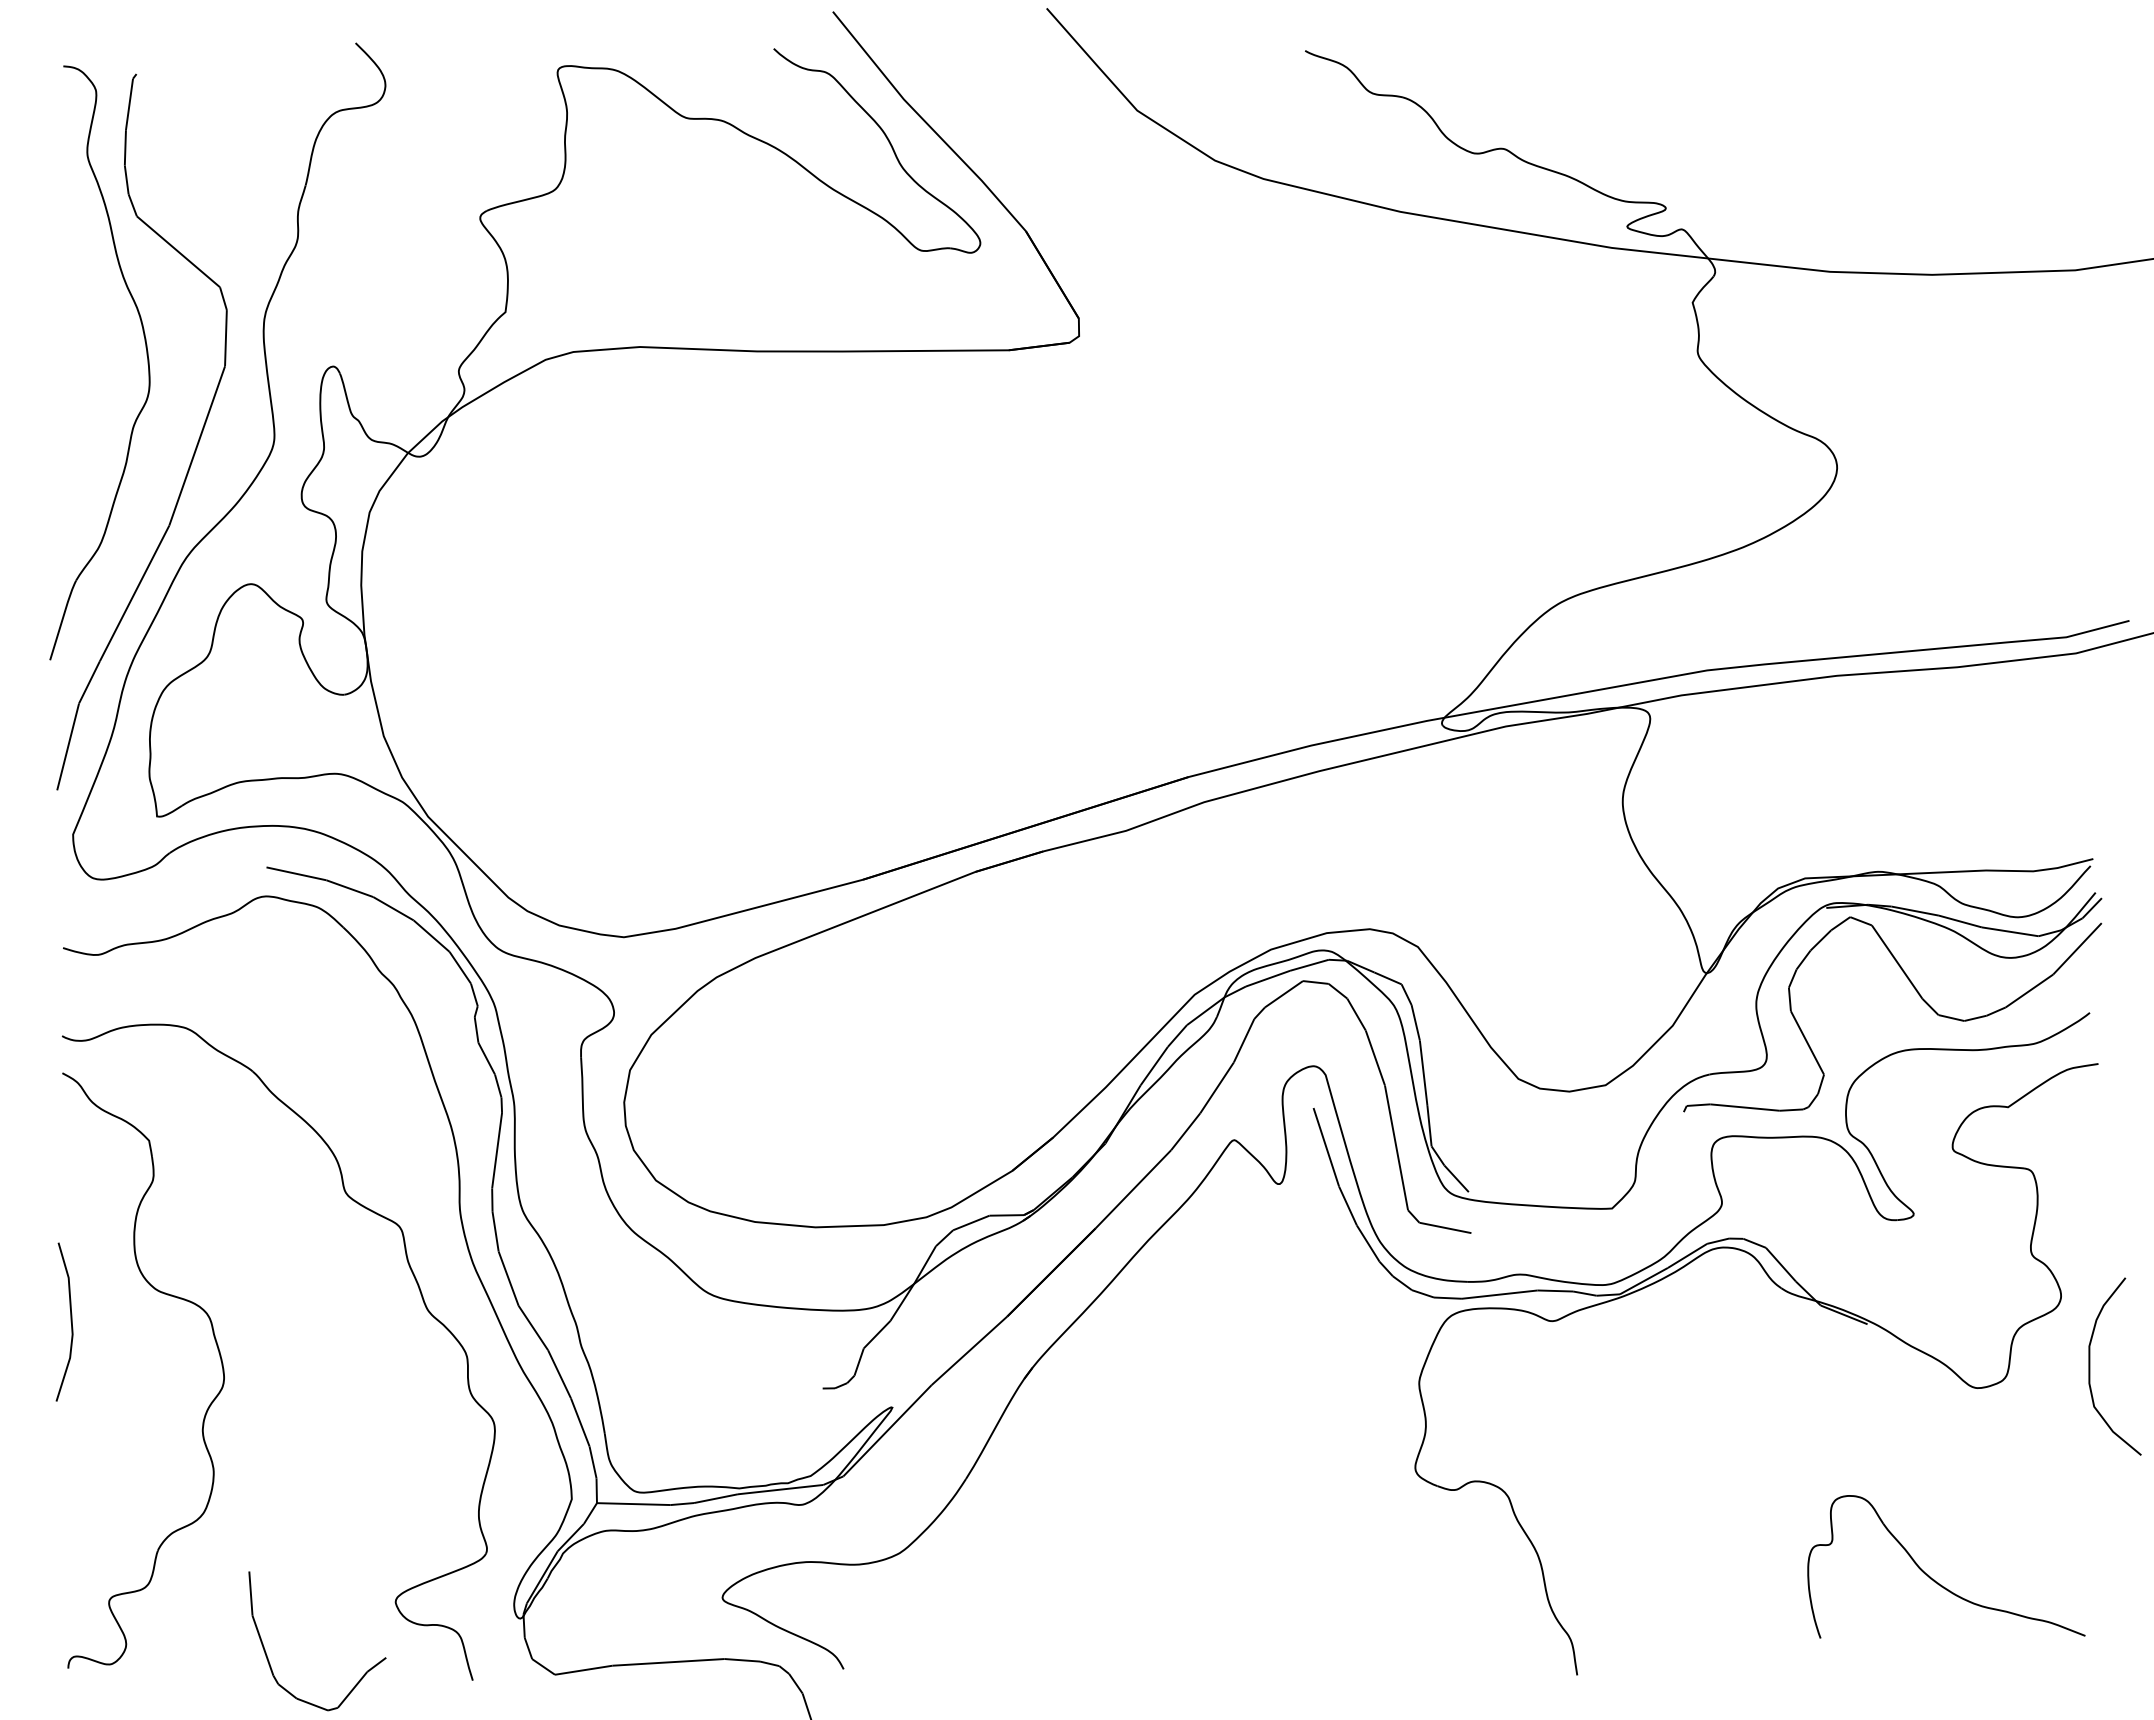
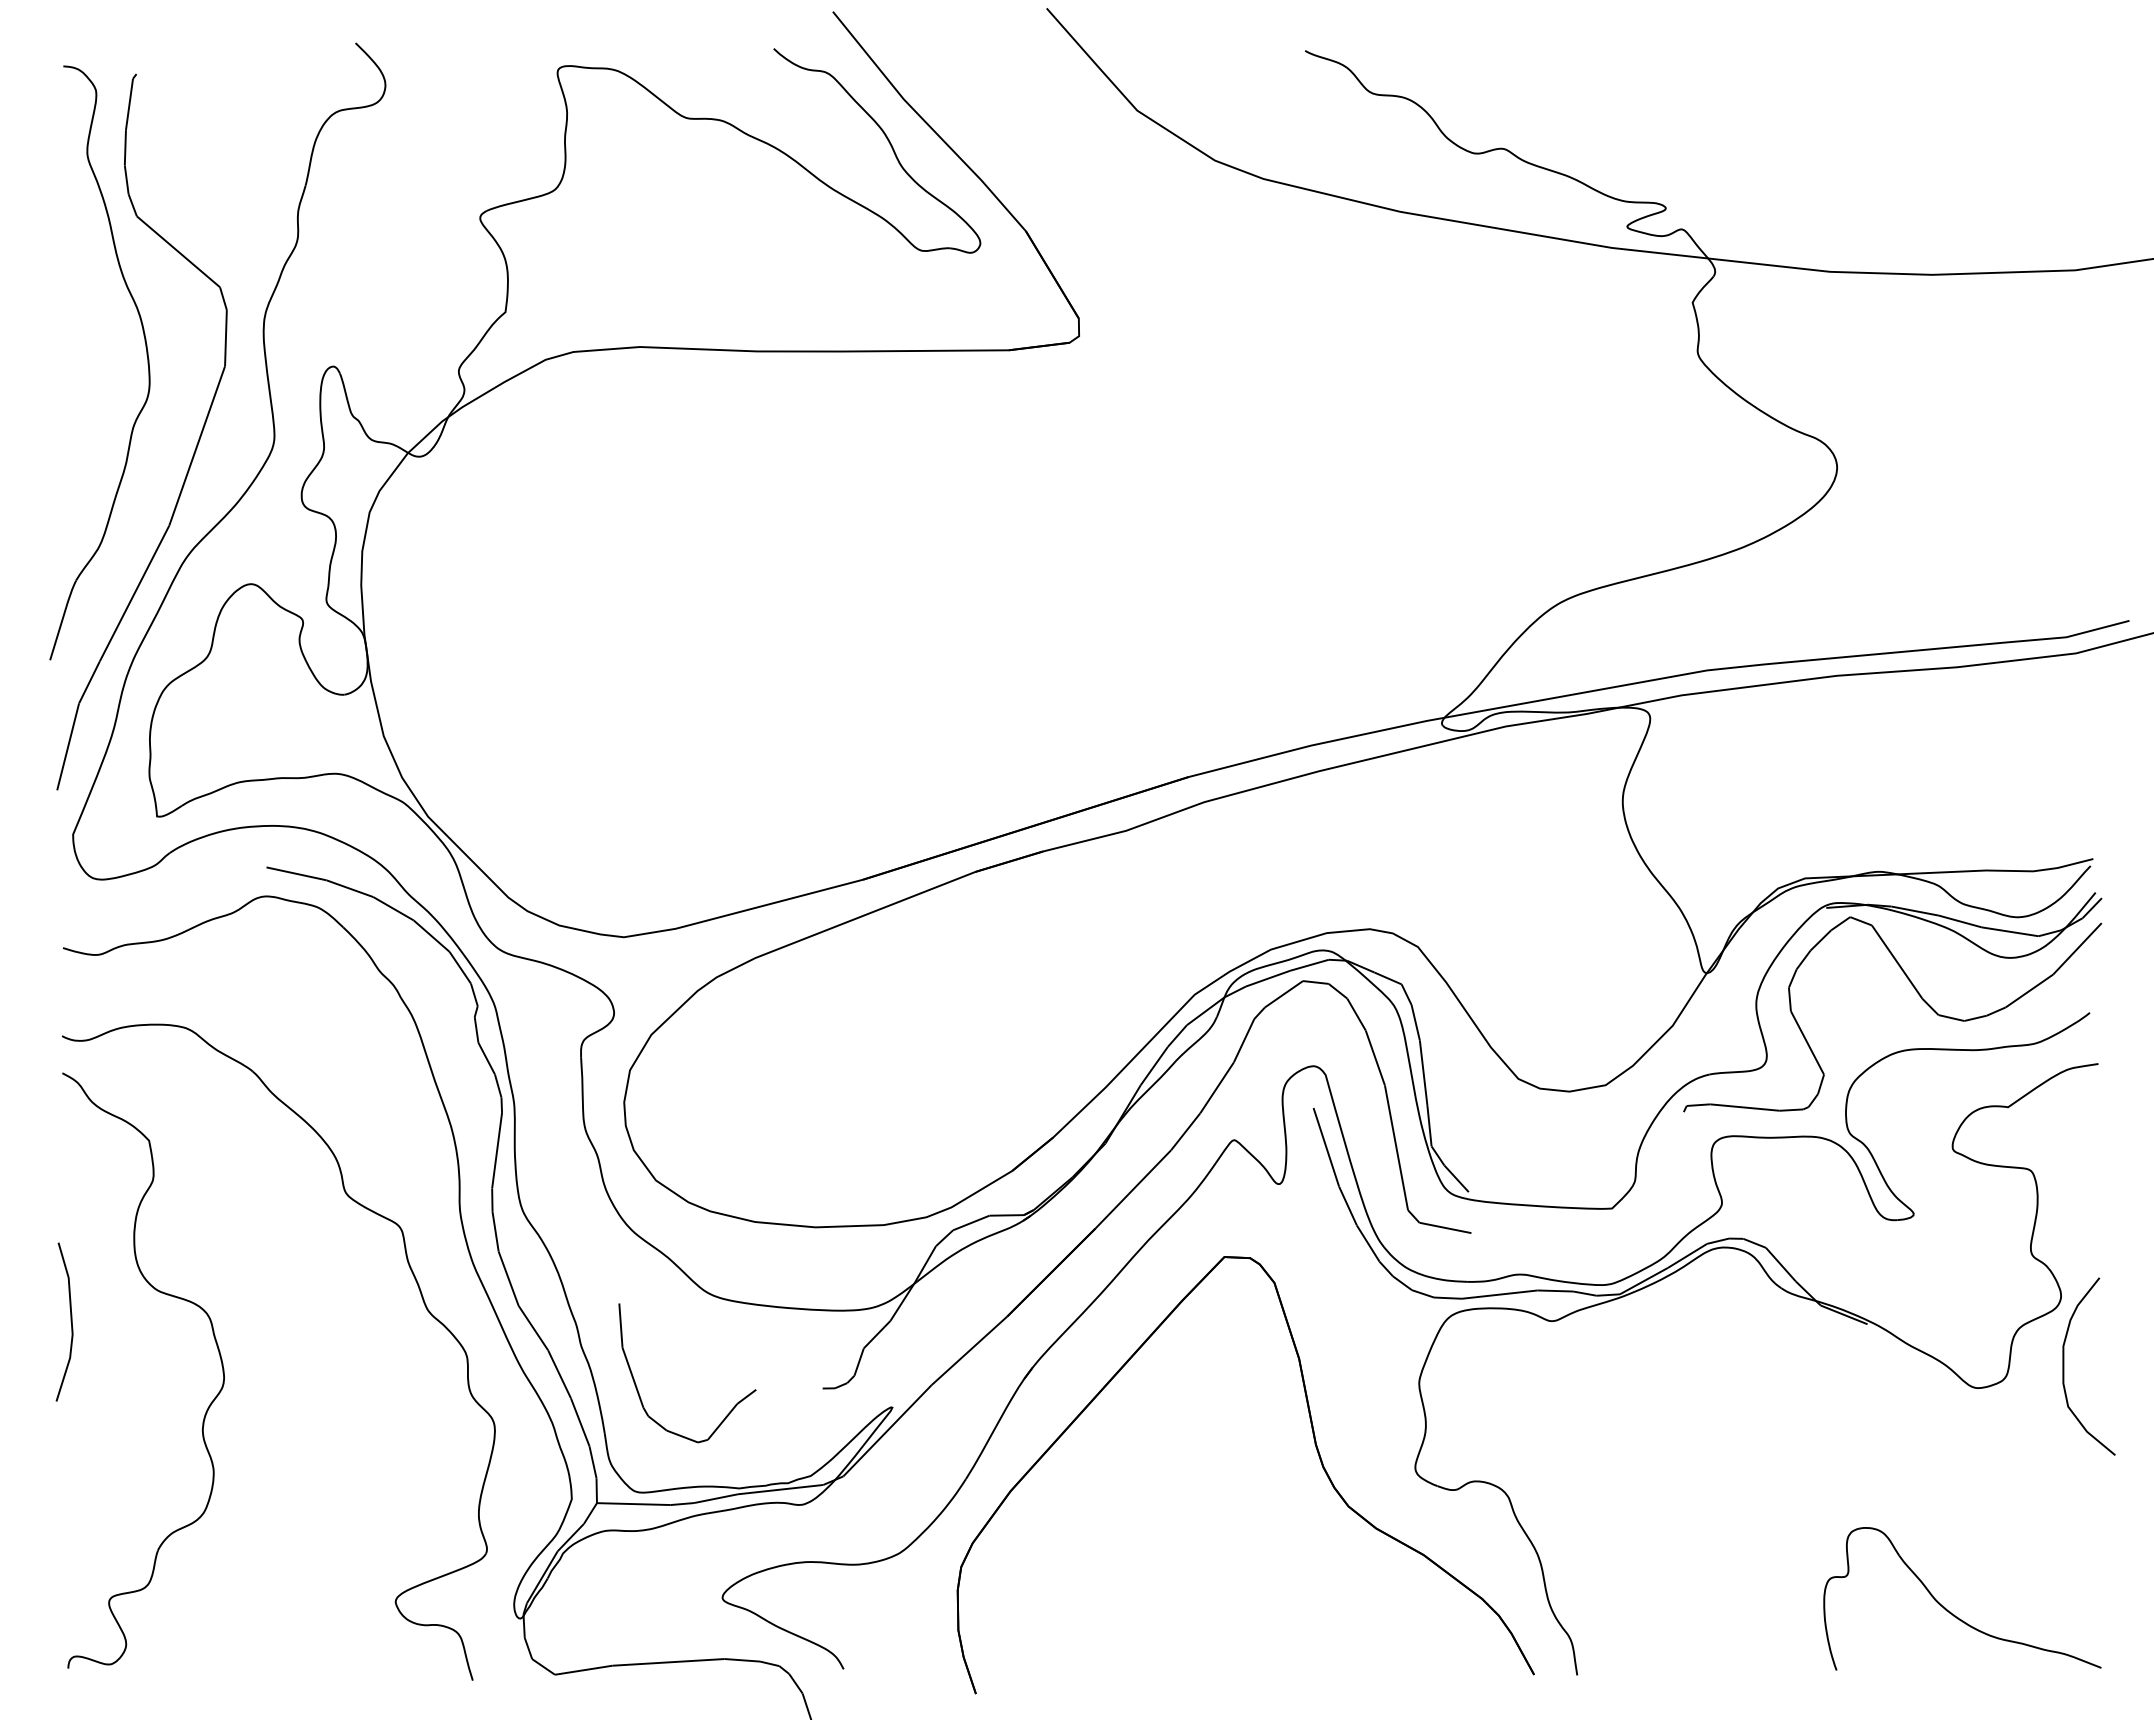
curve position: (2090, 1366) -> (2064, 1366) (2064, 1366)
part: none -> present (1316, 1450)
part position: (1934, 1579) -> (1950, 1611) (1950, 1611)
curve position: (269, 1660) -> (639, 1392) (639, 1392)
